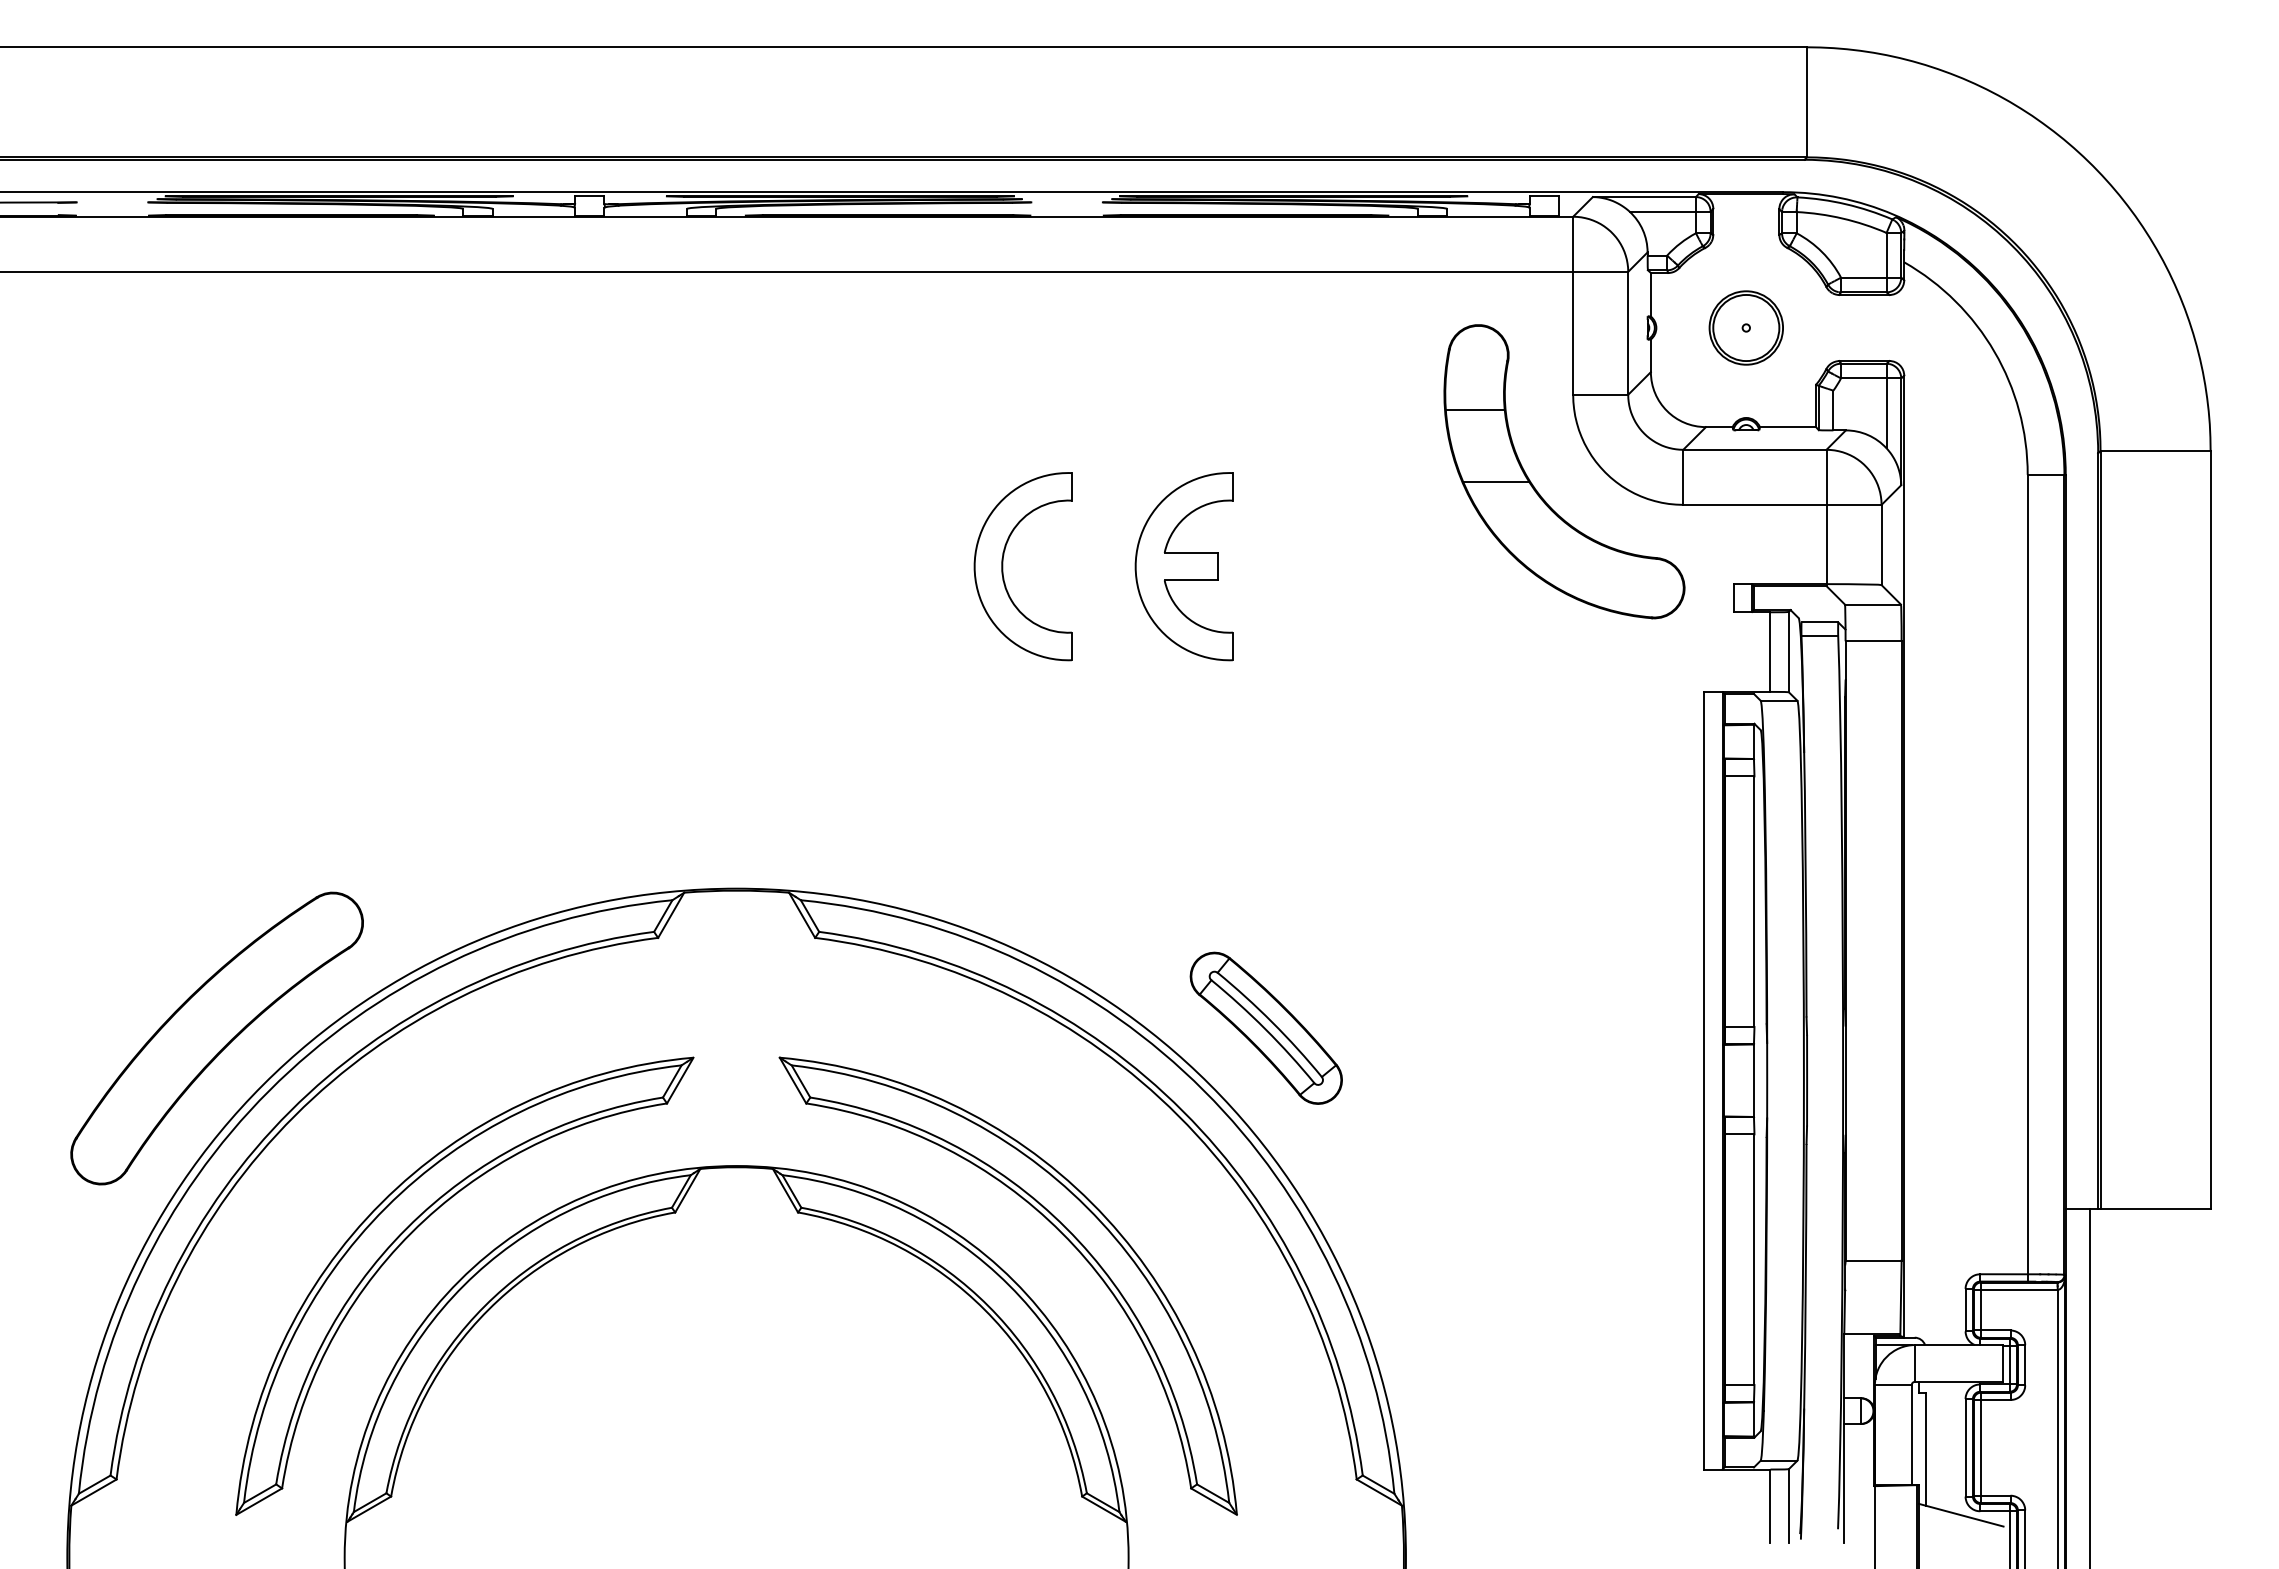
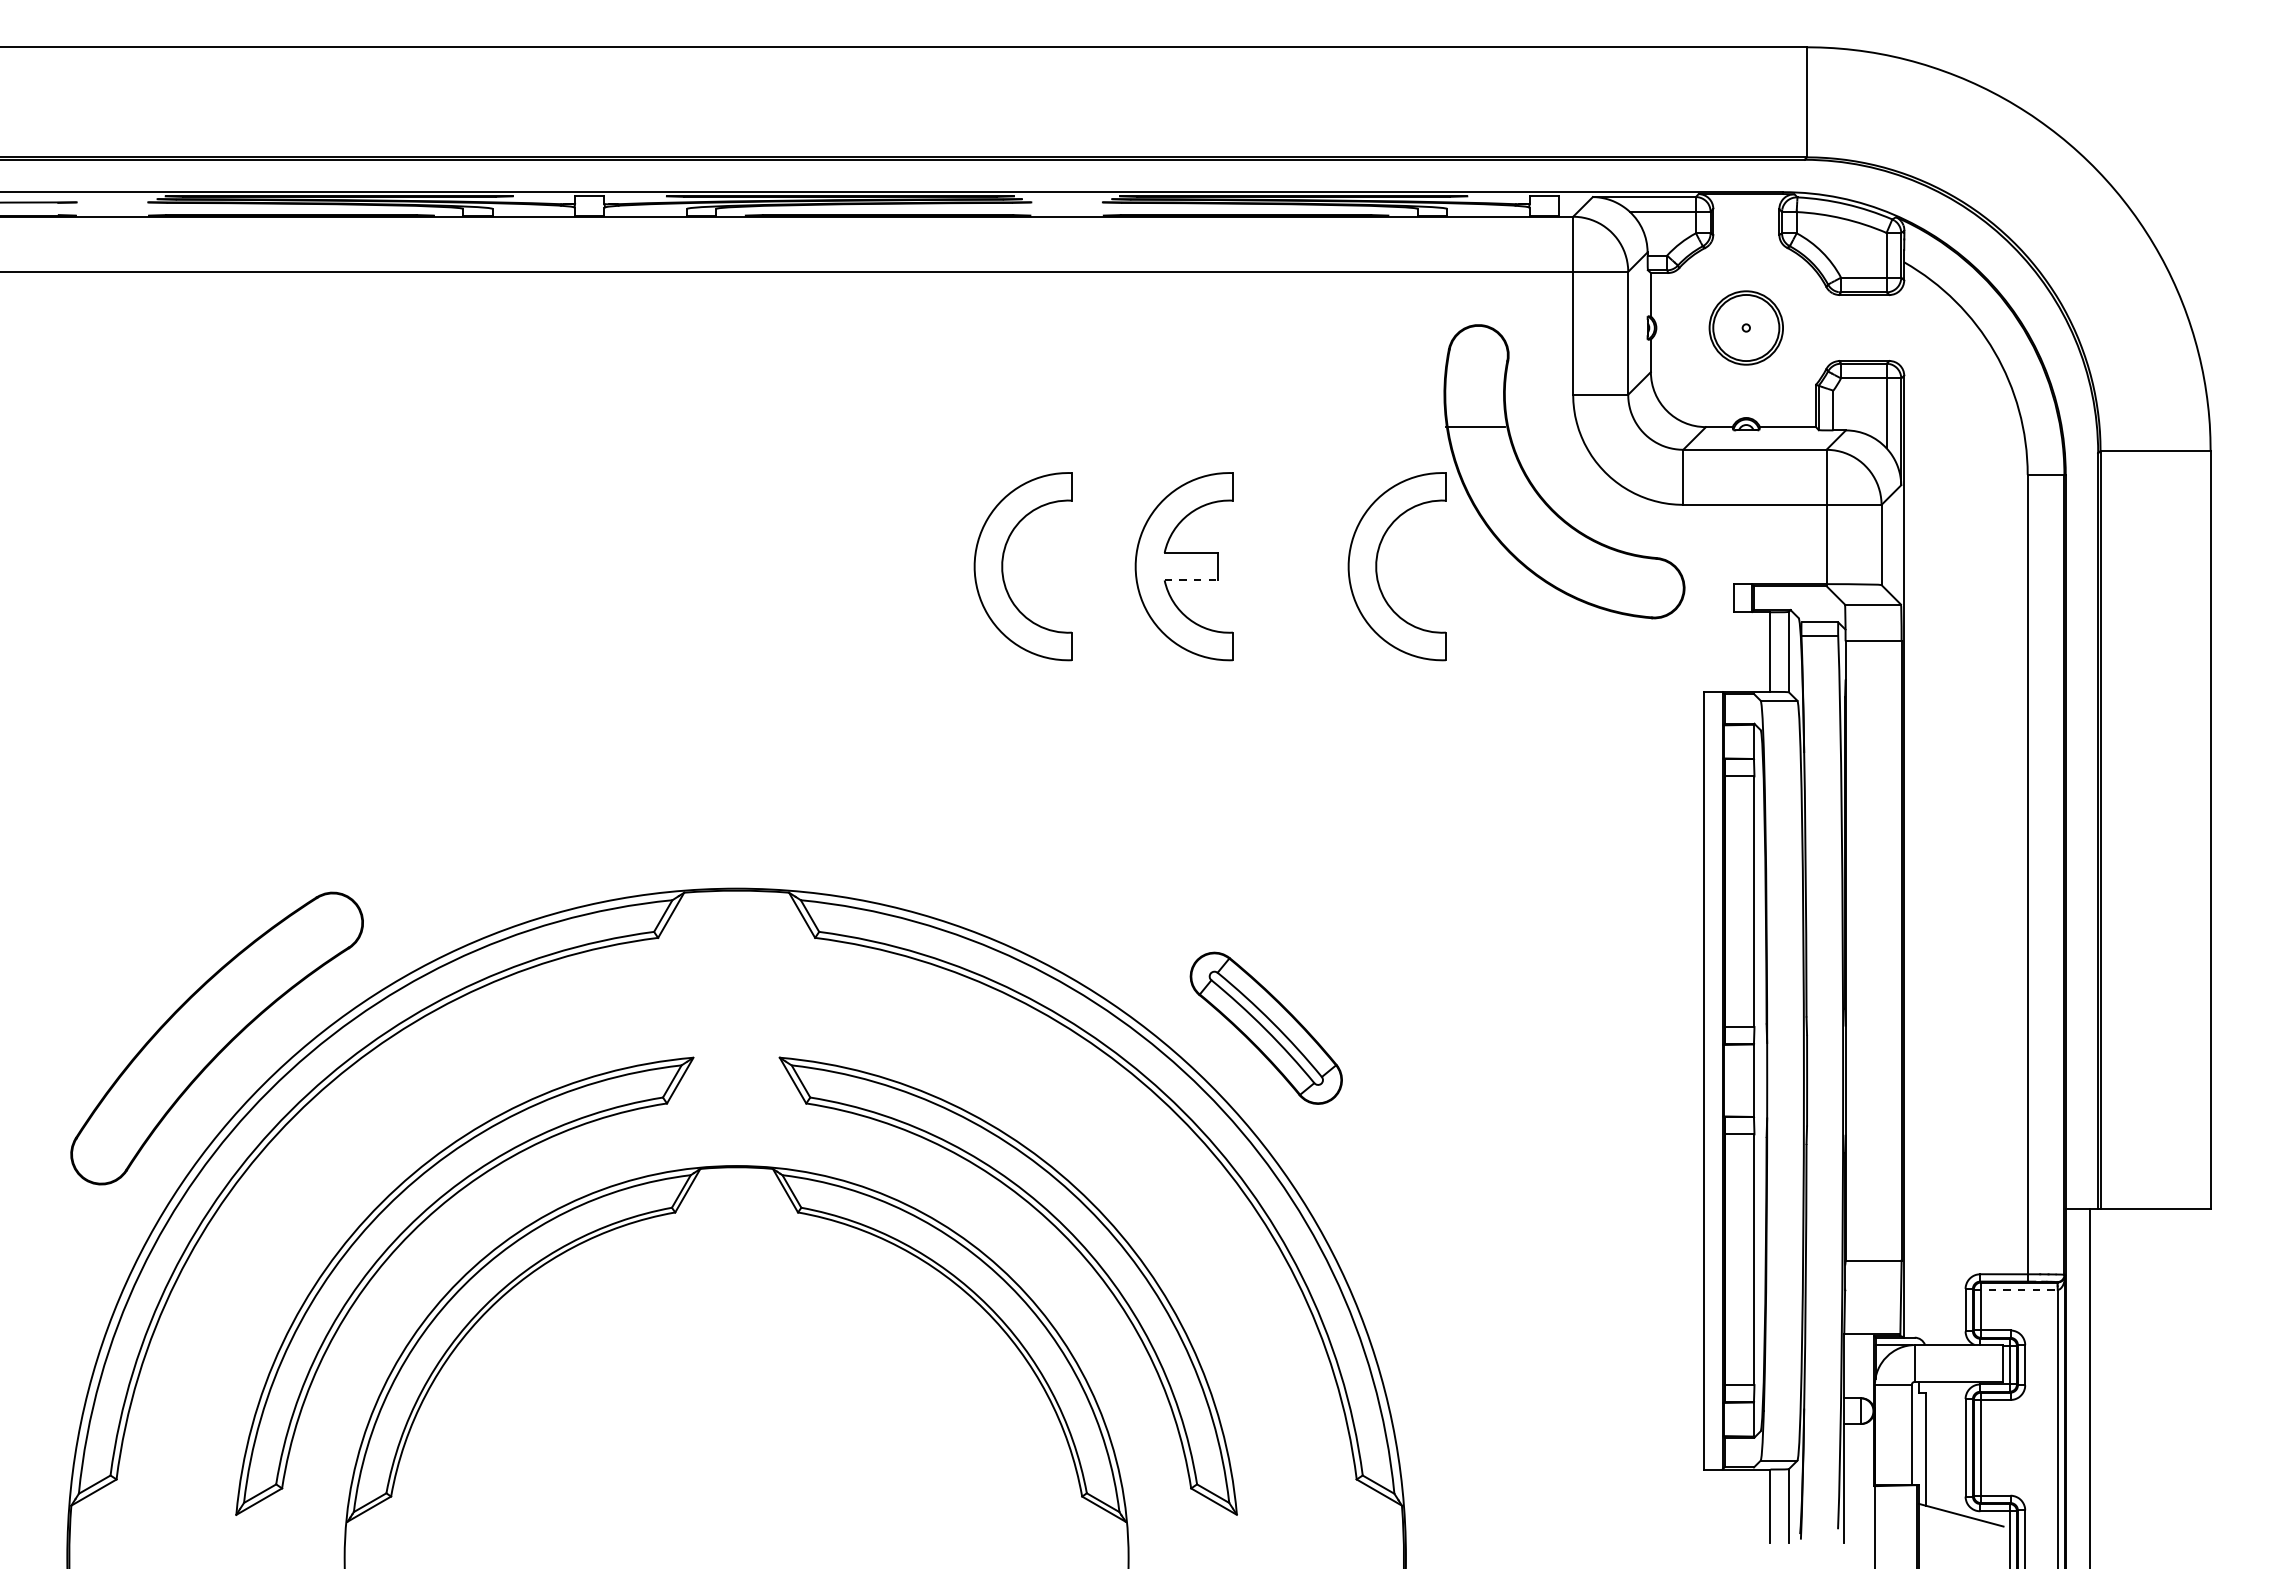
line position: (1474, 409) -> (1474, 426) (1474, 426)
line: present -> none (1496, 481)
part: none -> present (1377, 566)
line: solid -> dashed (1191, 580)
line: solid -> dashed (2015, 1289)
